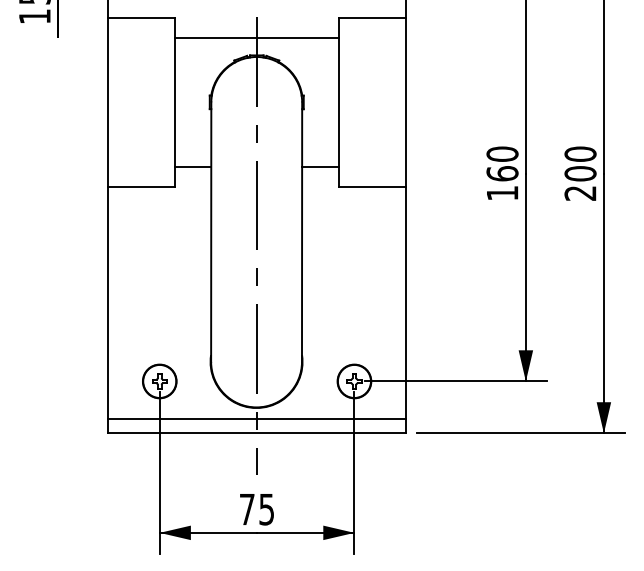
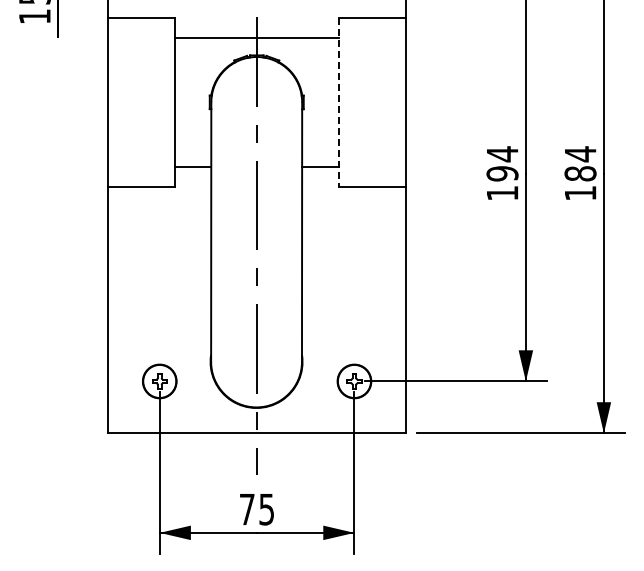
line: solid -> dashed (339, 102)
text: 160 -> 194 (502, 163)
text: 200 -> 184 (580, 173)
line: present -> none (256, 418)
